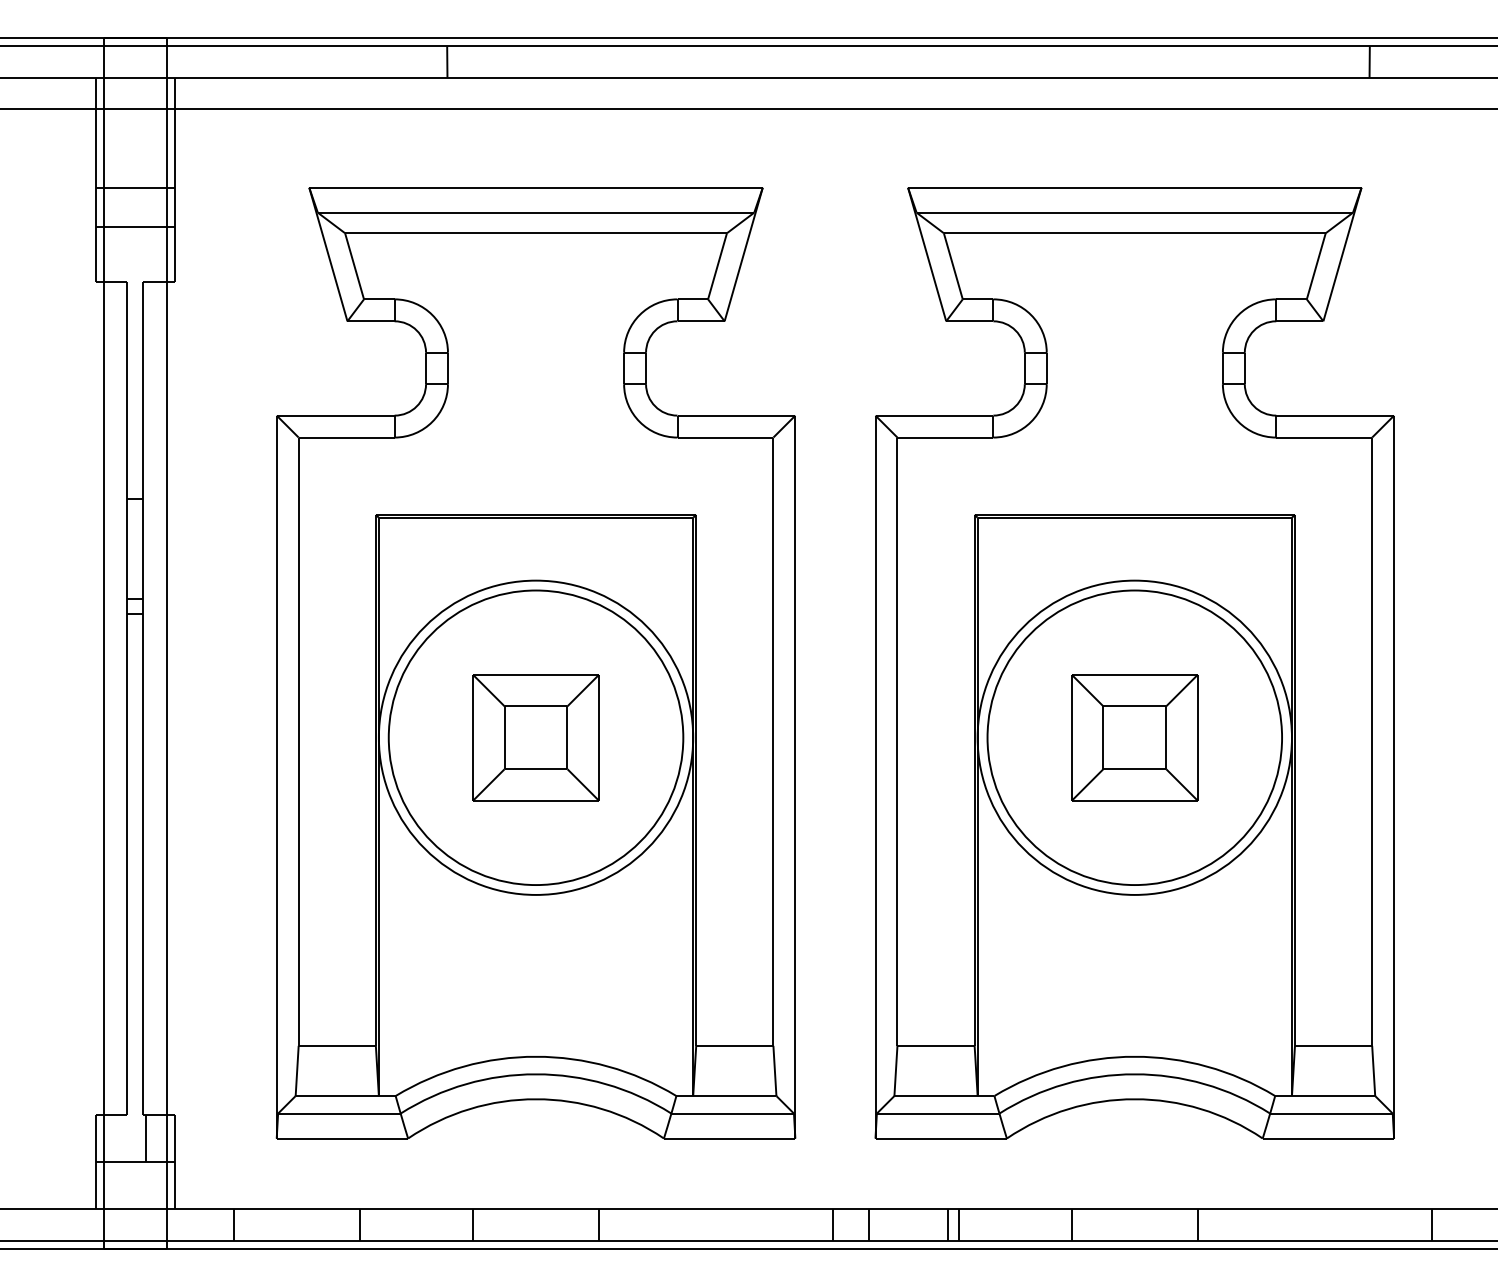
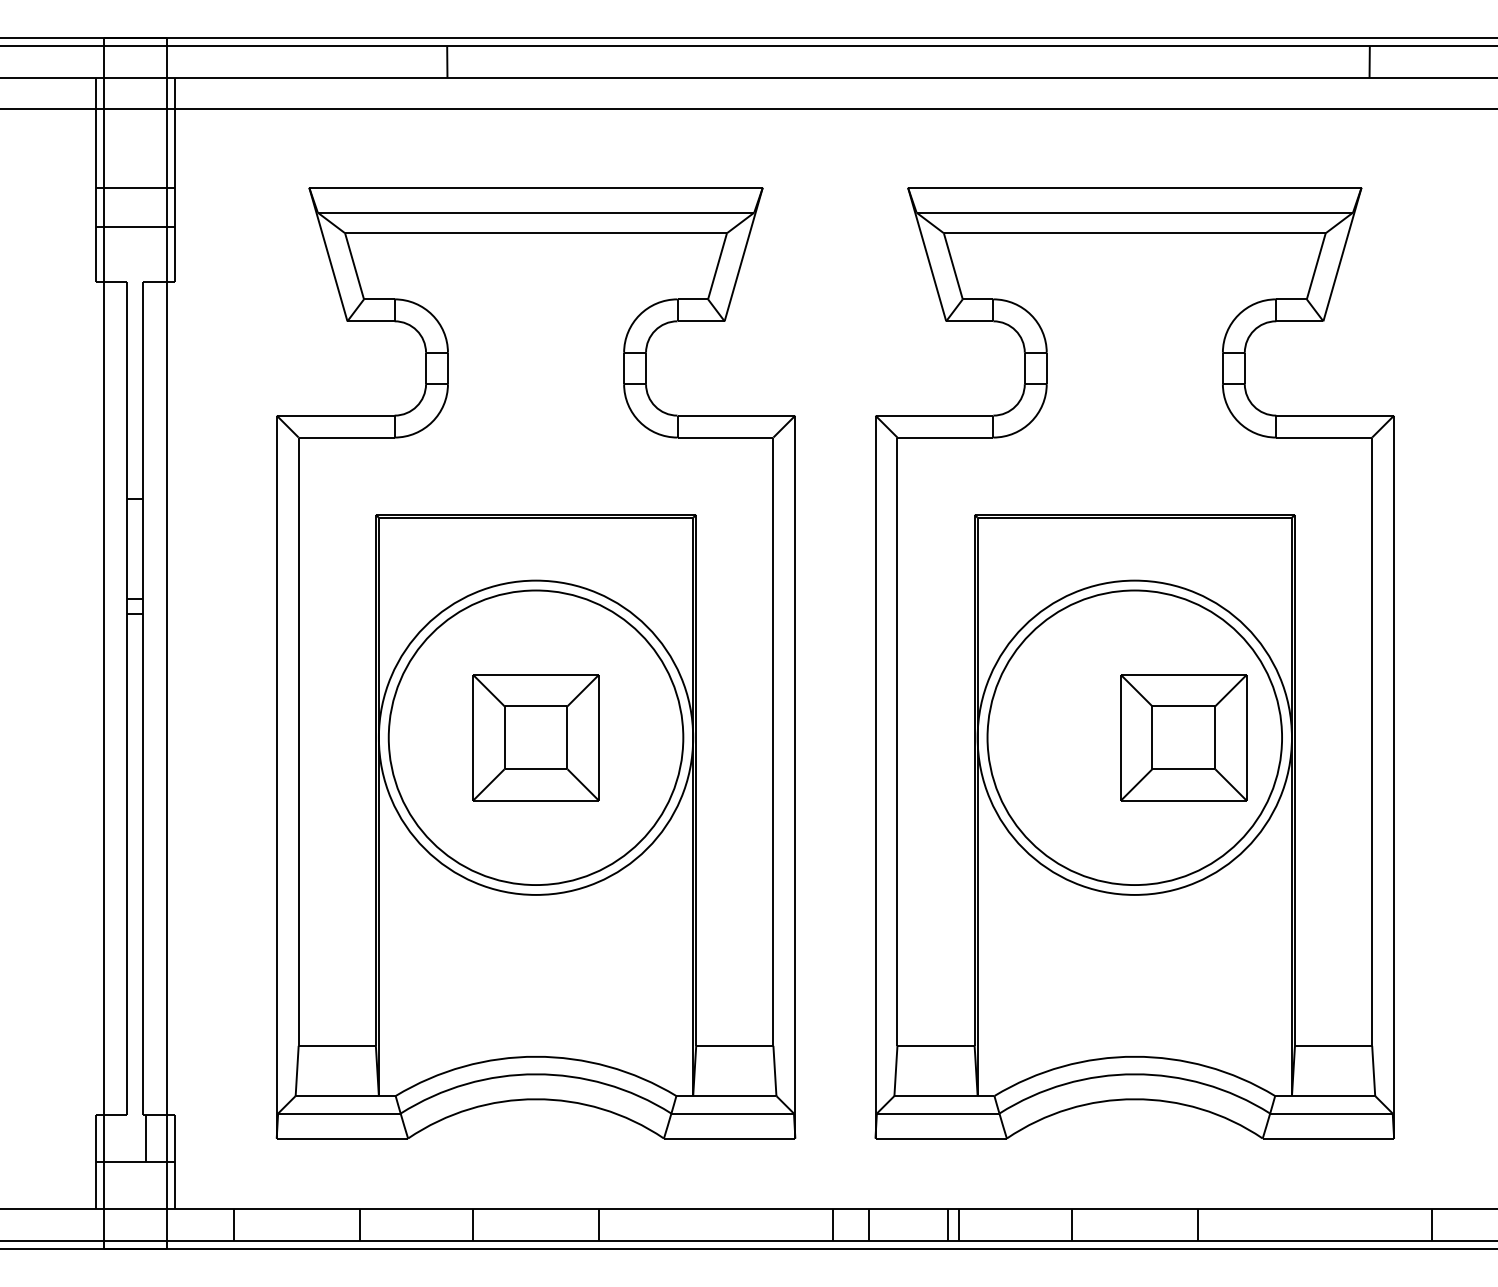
part position: (1134, 737) -> (1183, 737) (1183, 737)
